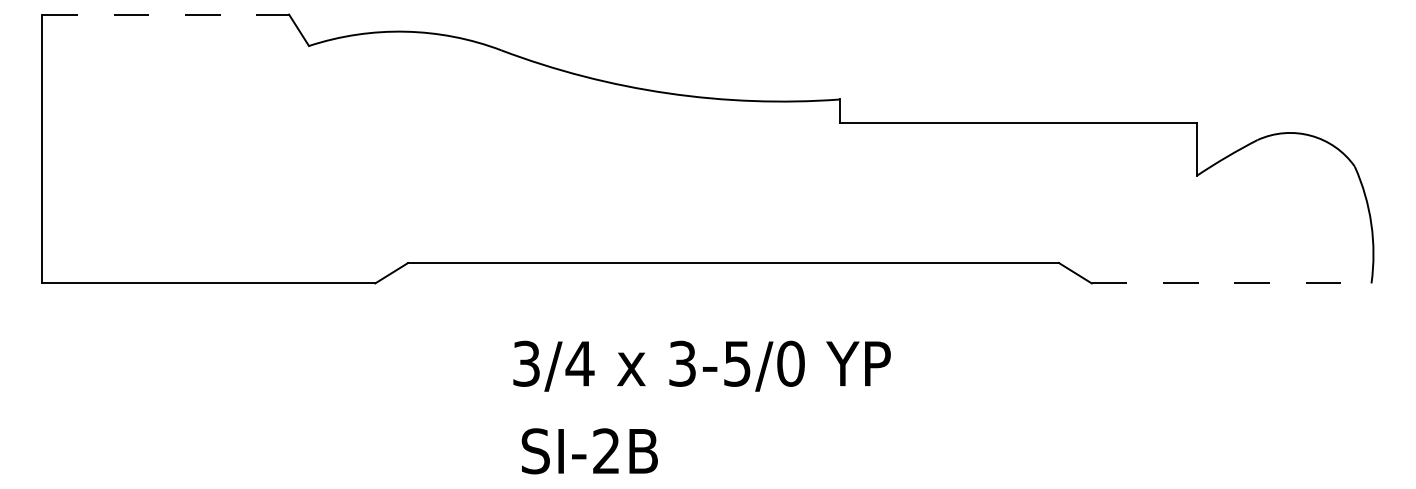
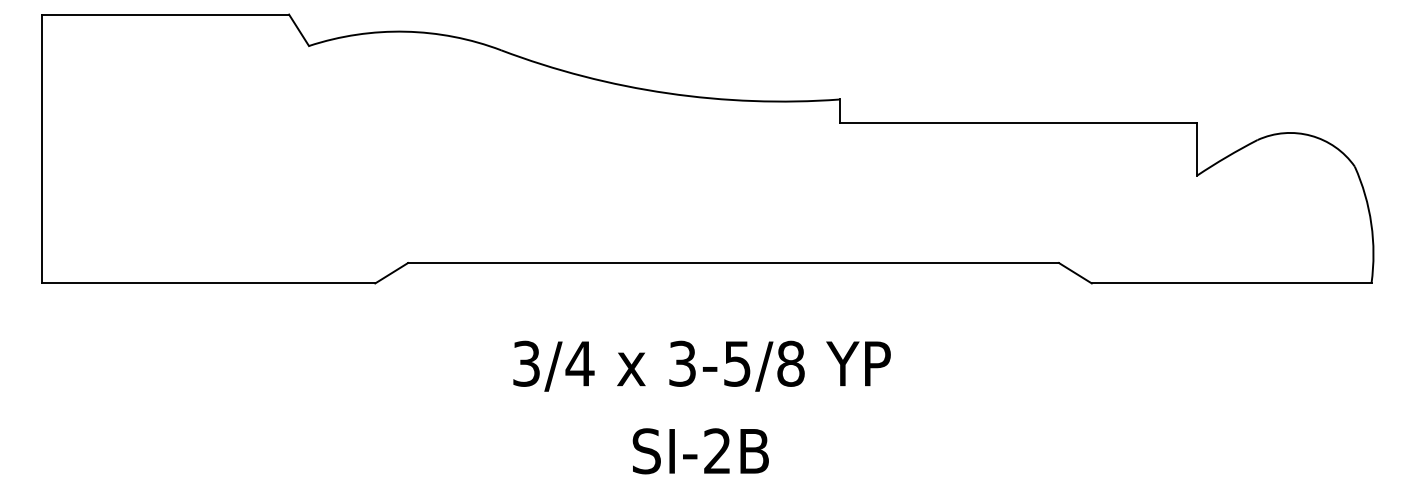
line: dashed -> solid (166, 14)
line: dashed -> solid (1231, 283)
text: 3-5/0 -> 3-5/8 (790, 363)
text position: (589, 451) -> (700, 451) (700, 451)
